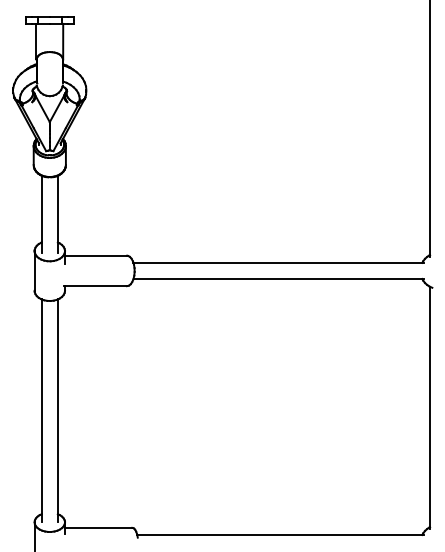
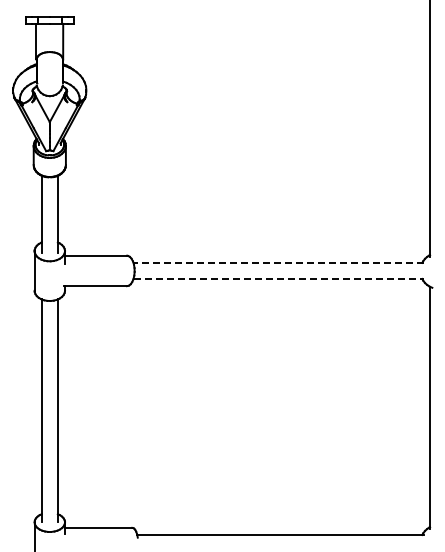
line: solid -> dashed (278, 262)
line: solid -> dashed (279, 278)
